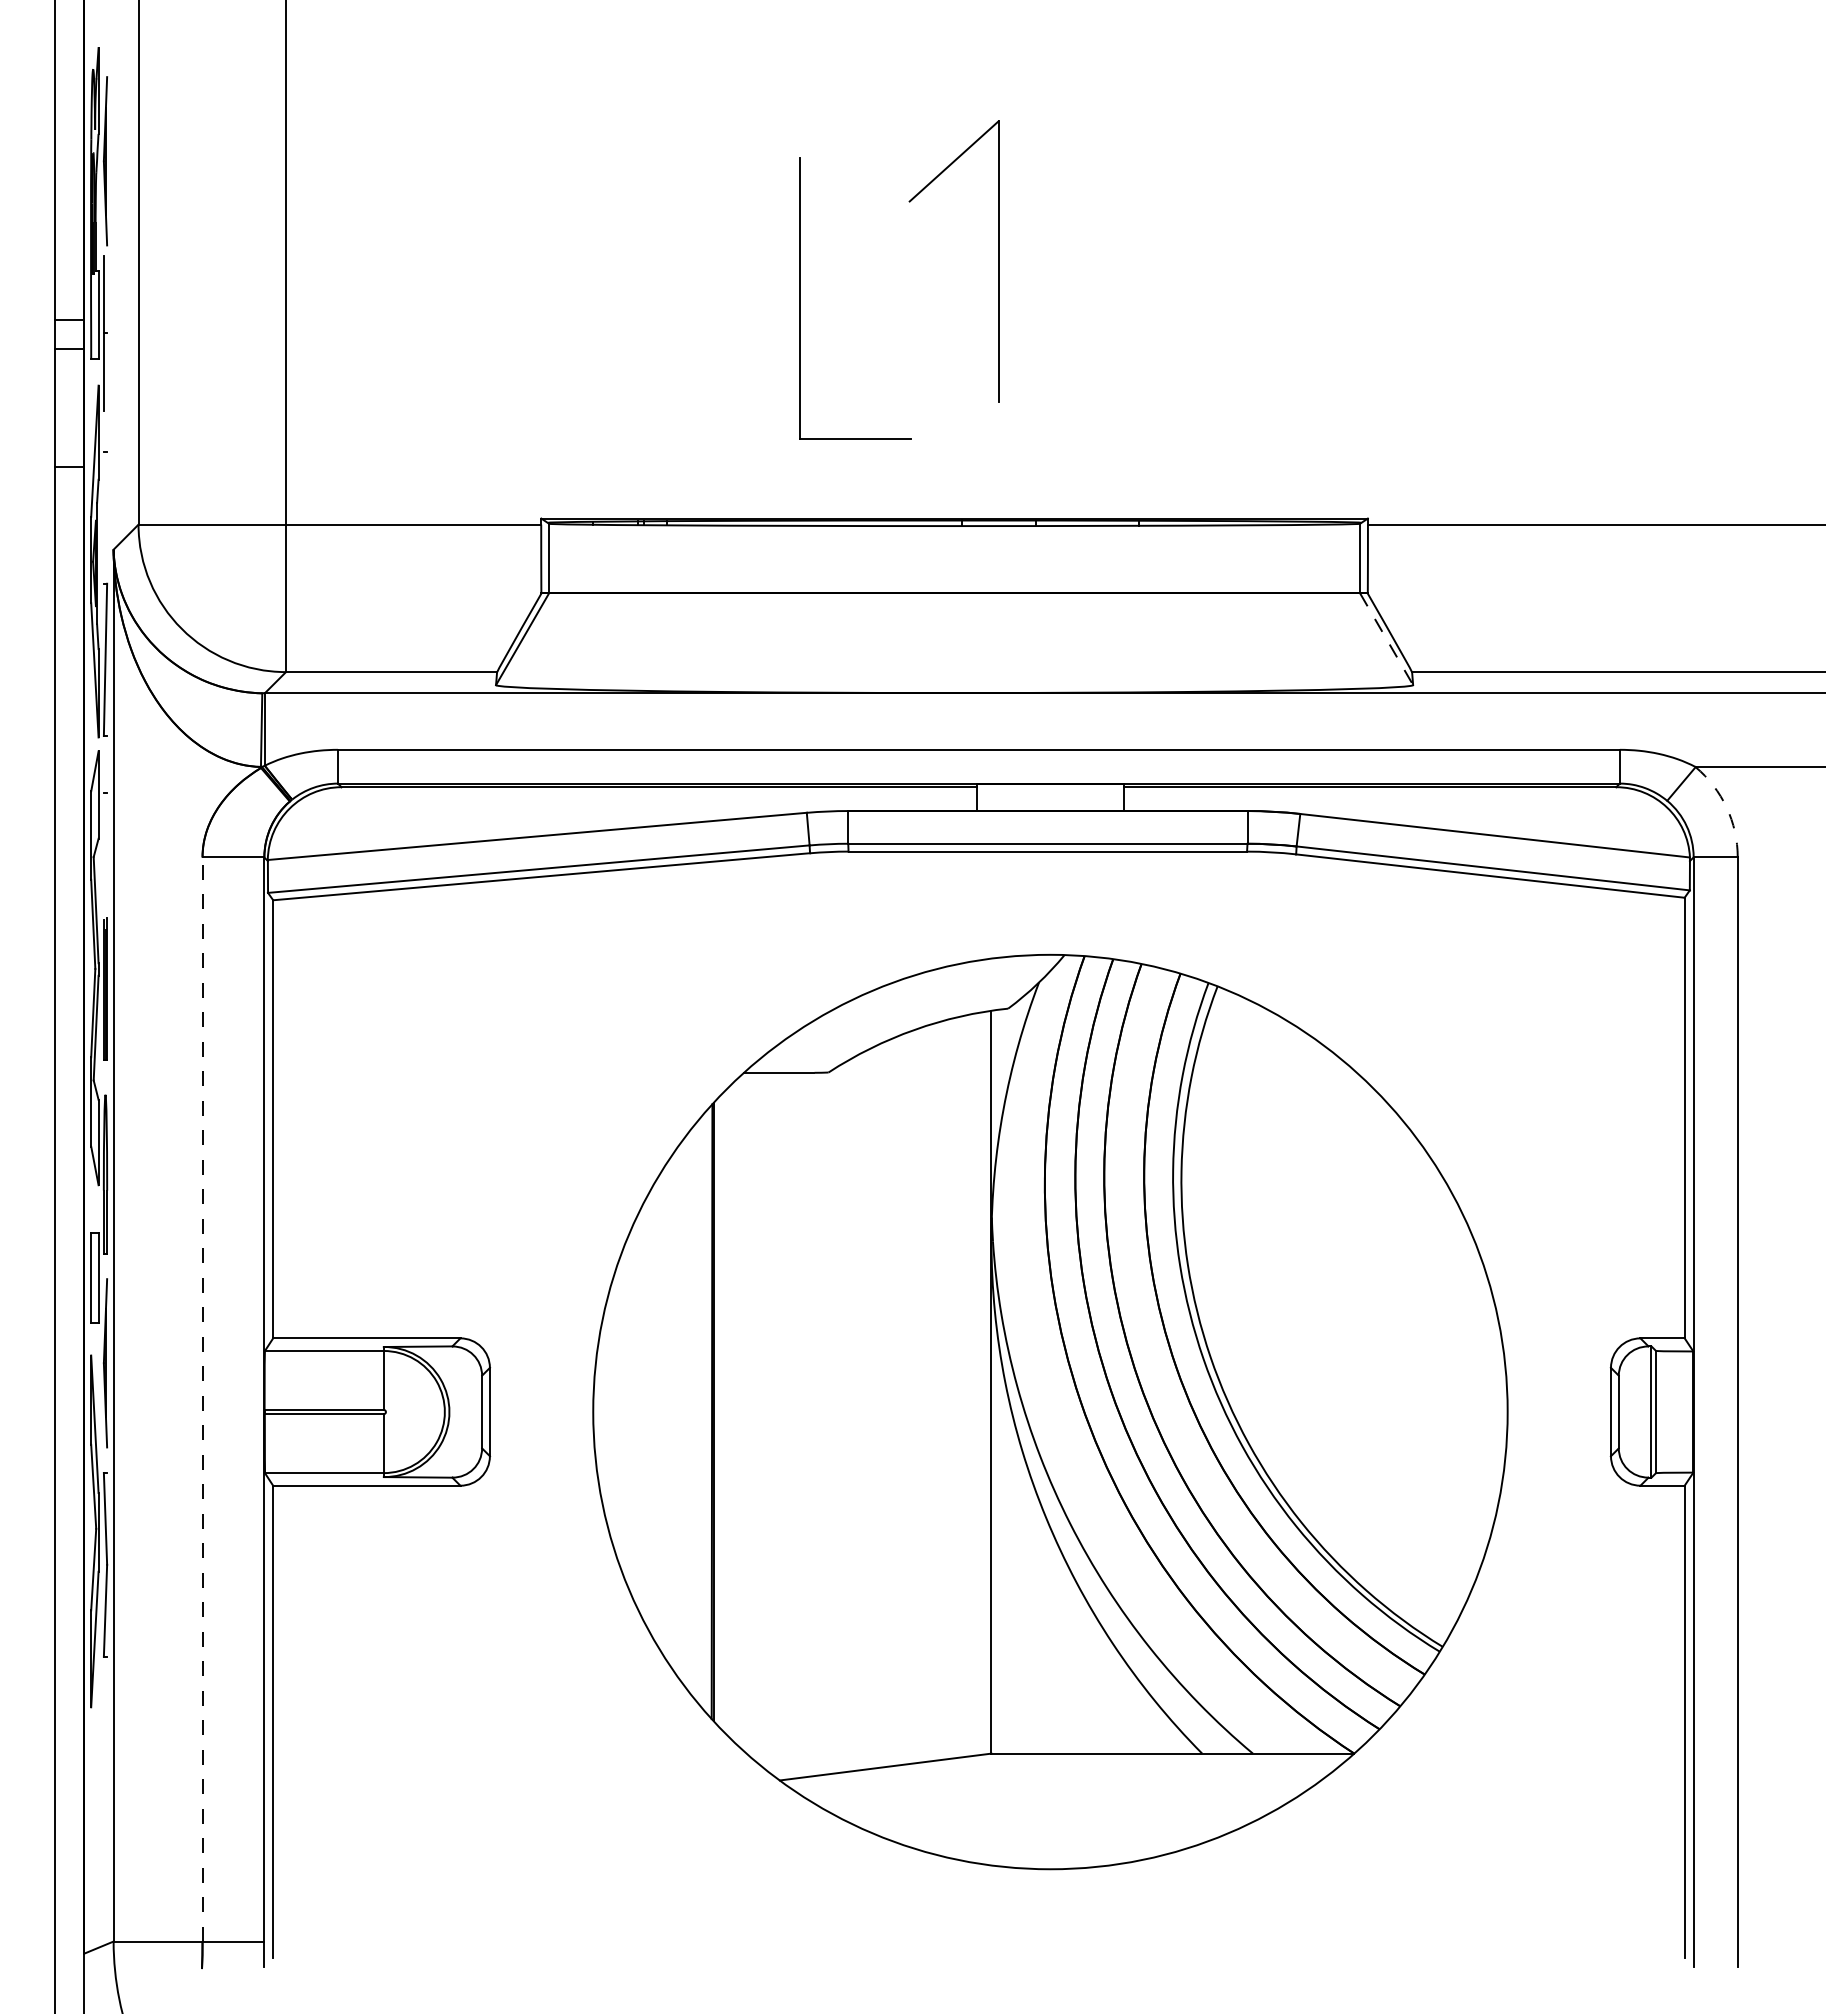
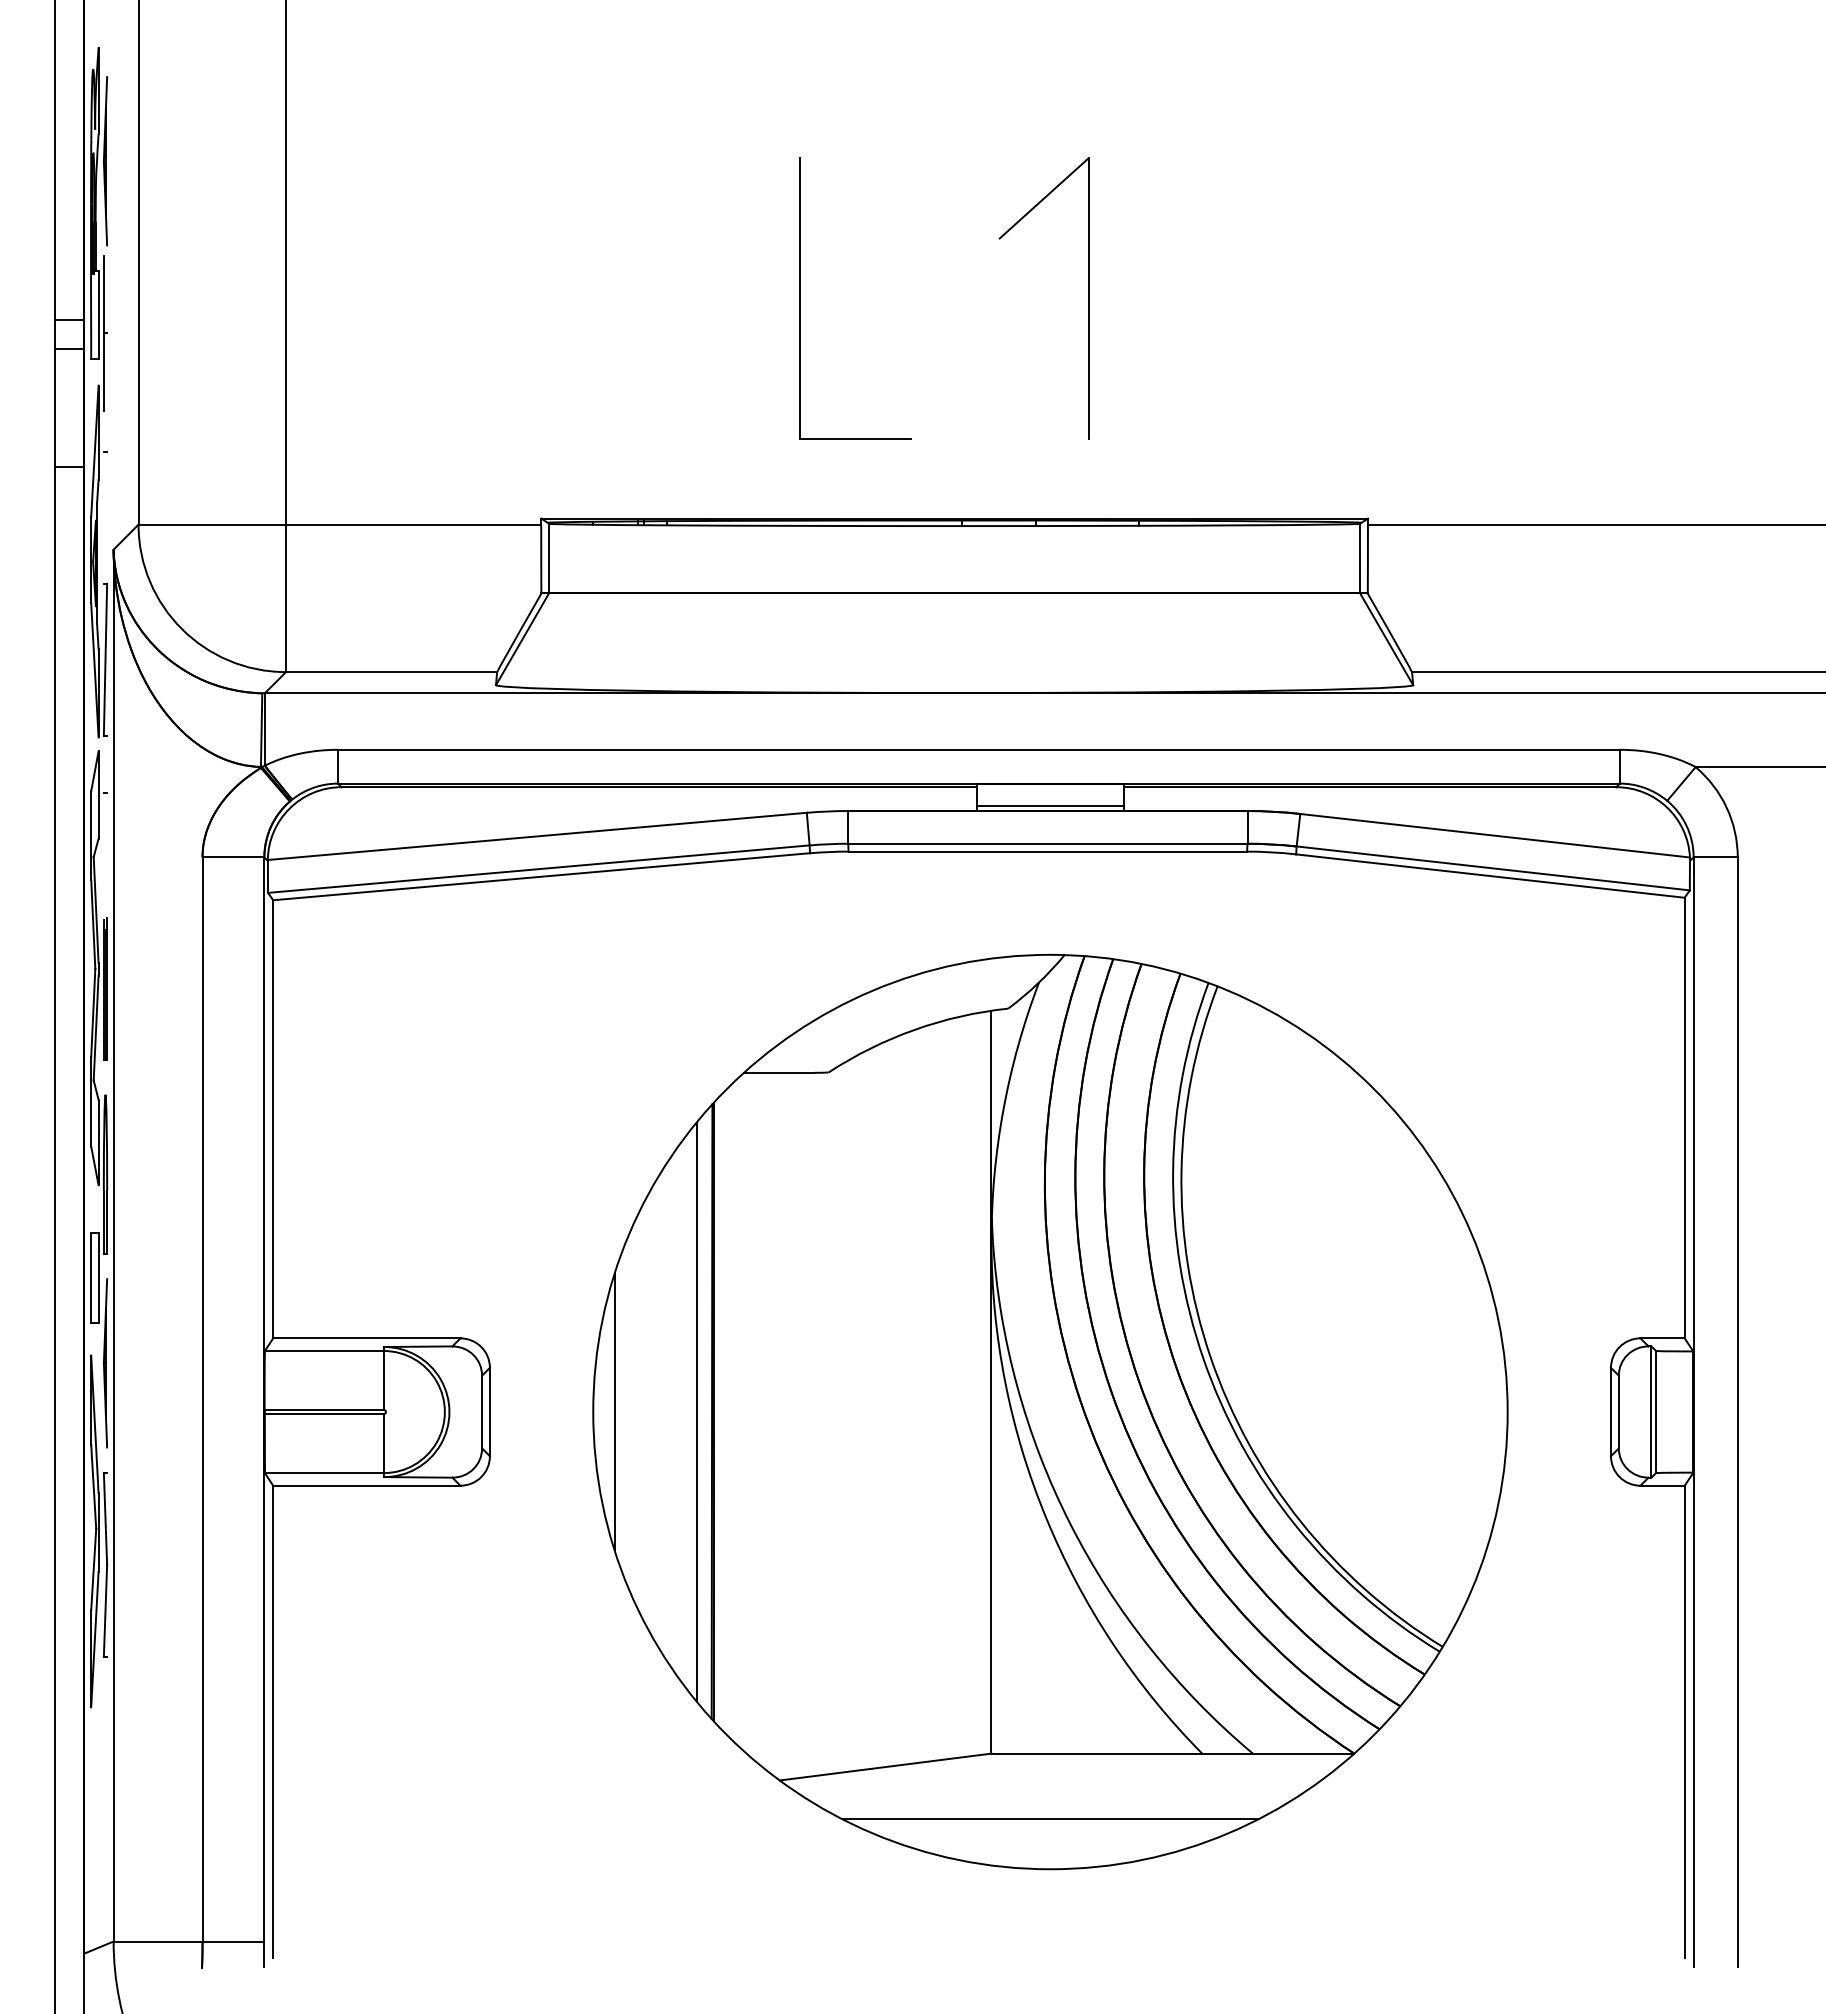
part position: (998, 261) -> (1088, 298) (1088, 298)
line: dashed -> solid (1386, 639)
line: none -> present (1050, 806)
arc: dashed -> solid (1726, 807)
line: dashed -> solid (202, 1399)
line: none -> present (614, 1411)
line: none -> present (696, 1411)
line: none -> present (1050, 1818)
